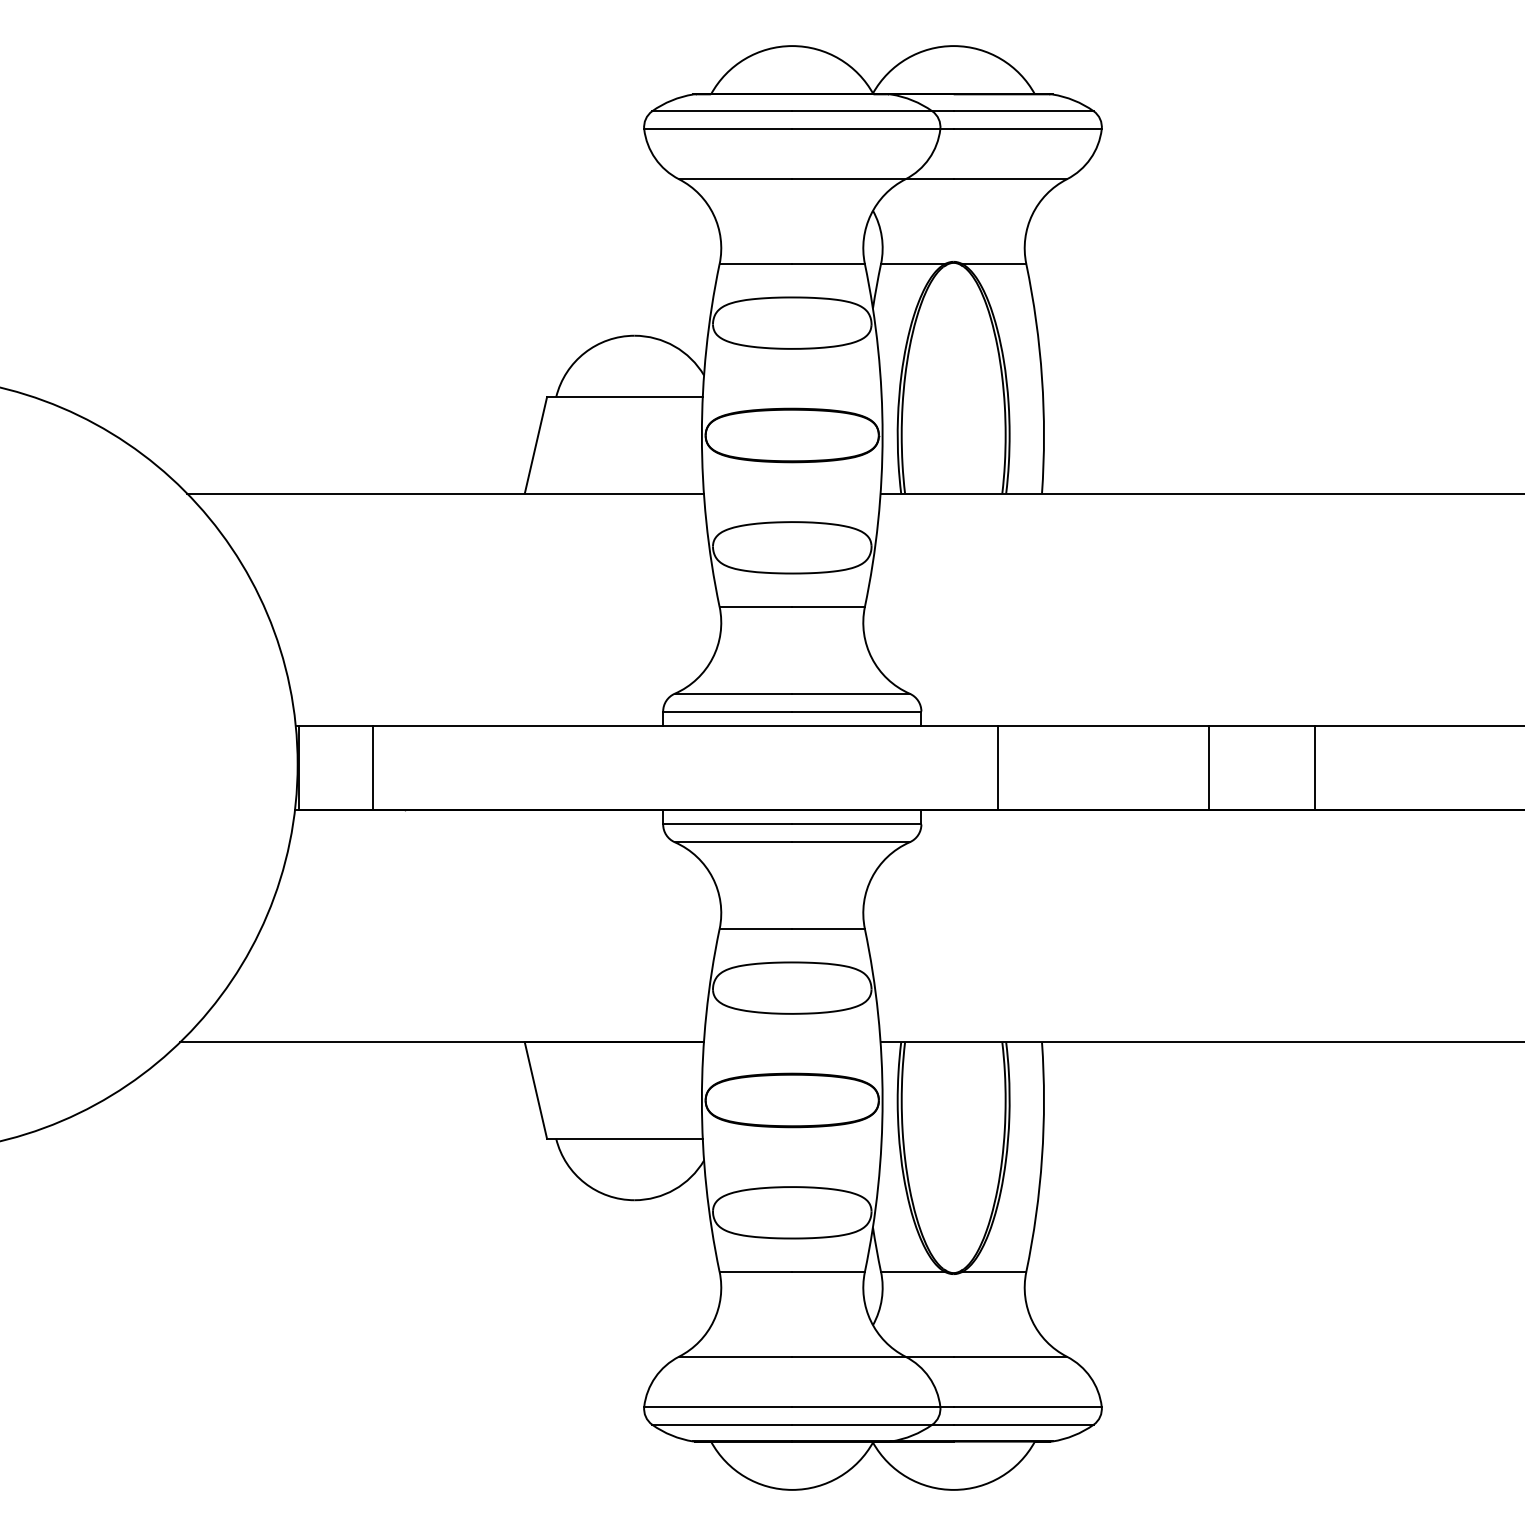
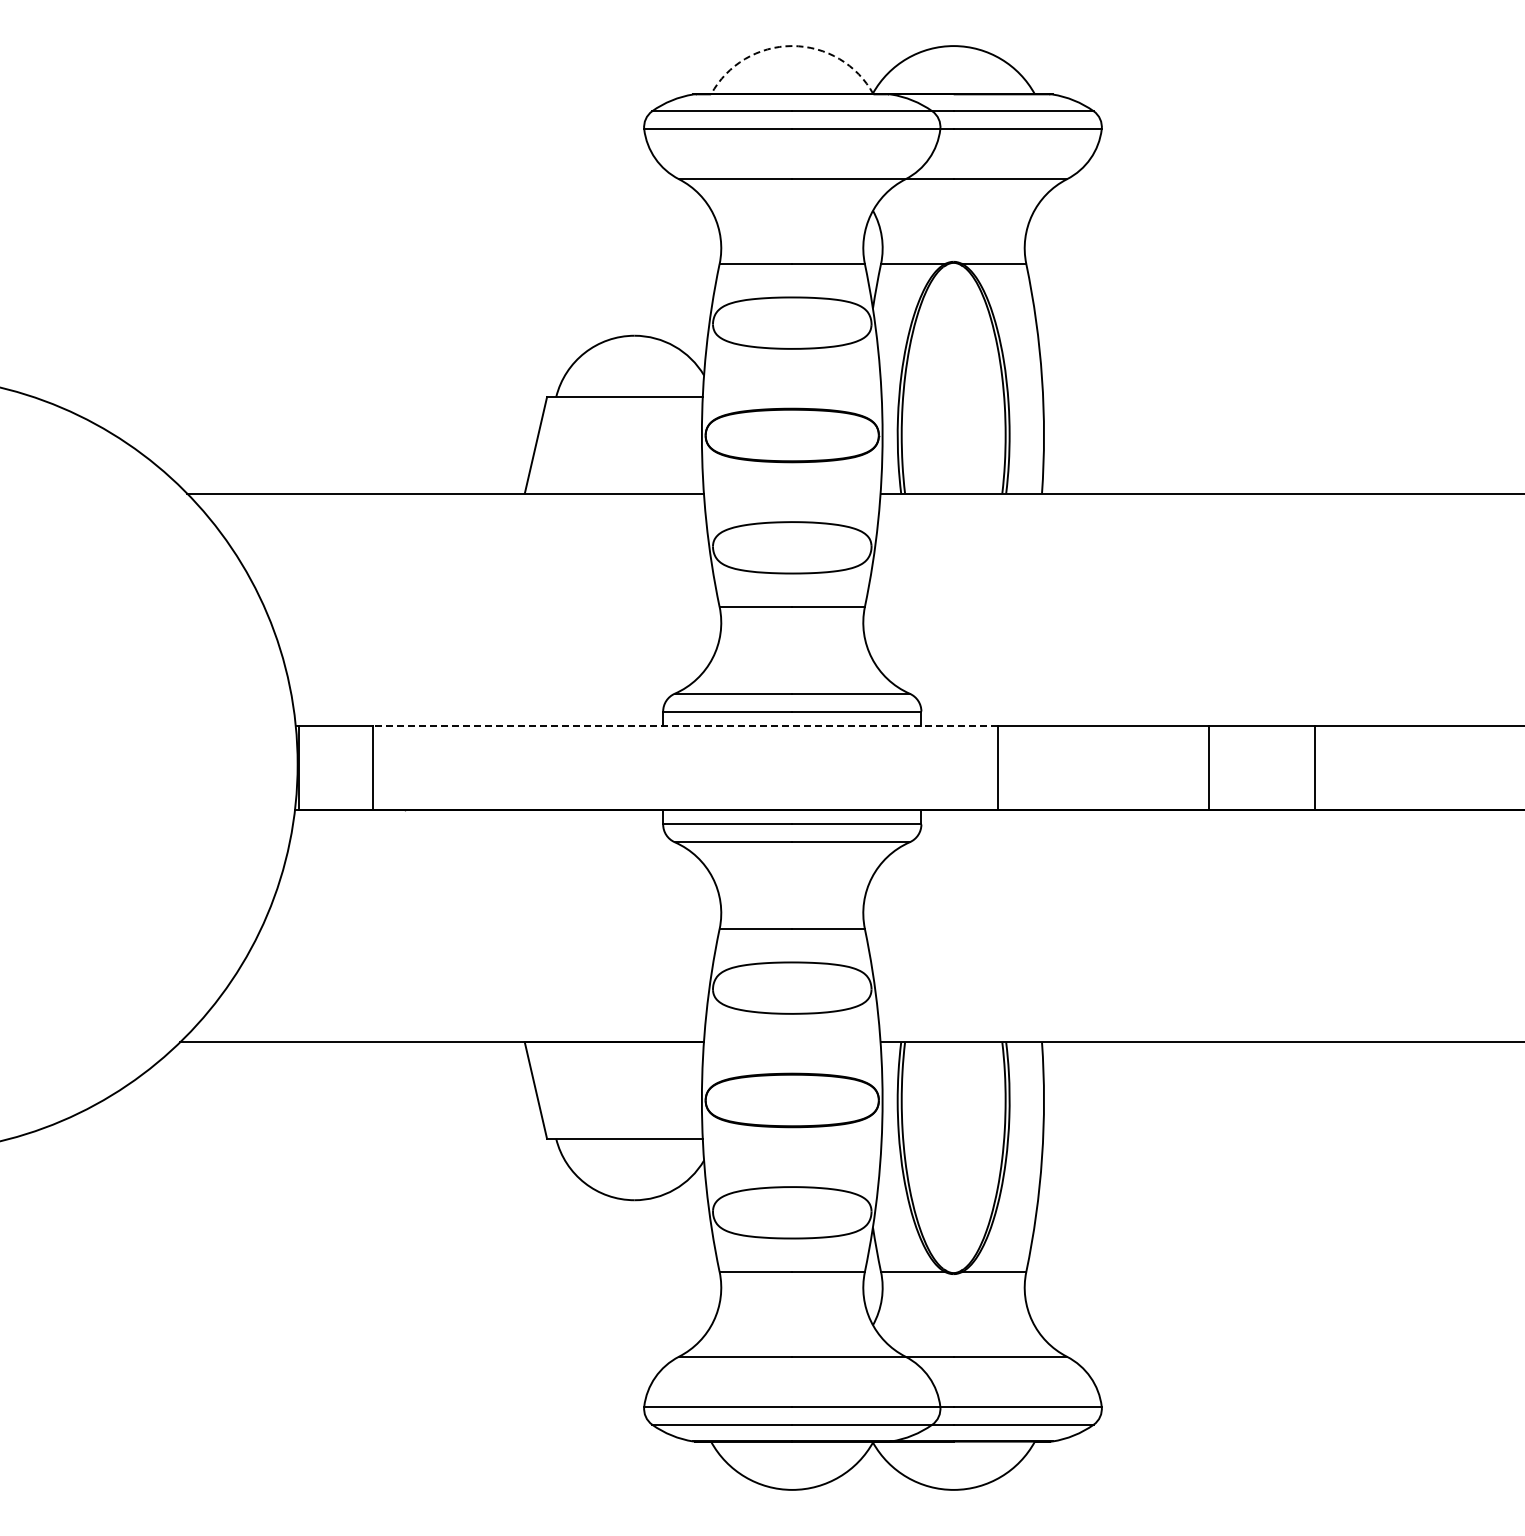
arc: solid -> dashed (792, 46)
line: solid -> dashed (685, 726)
